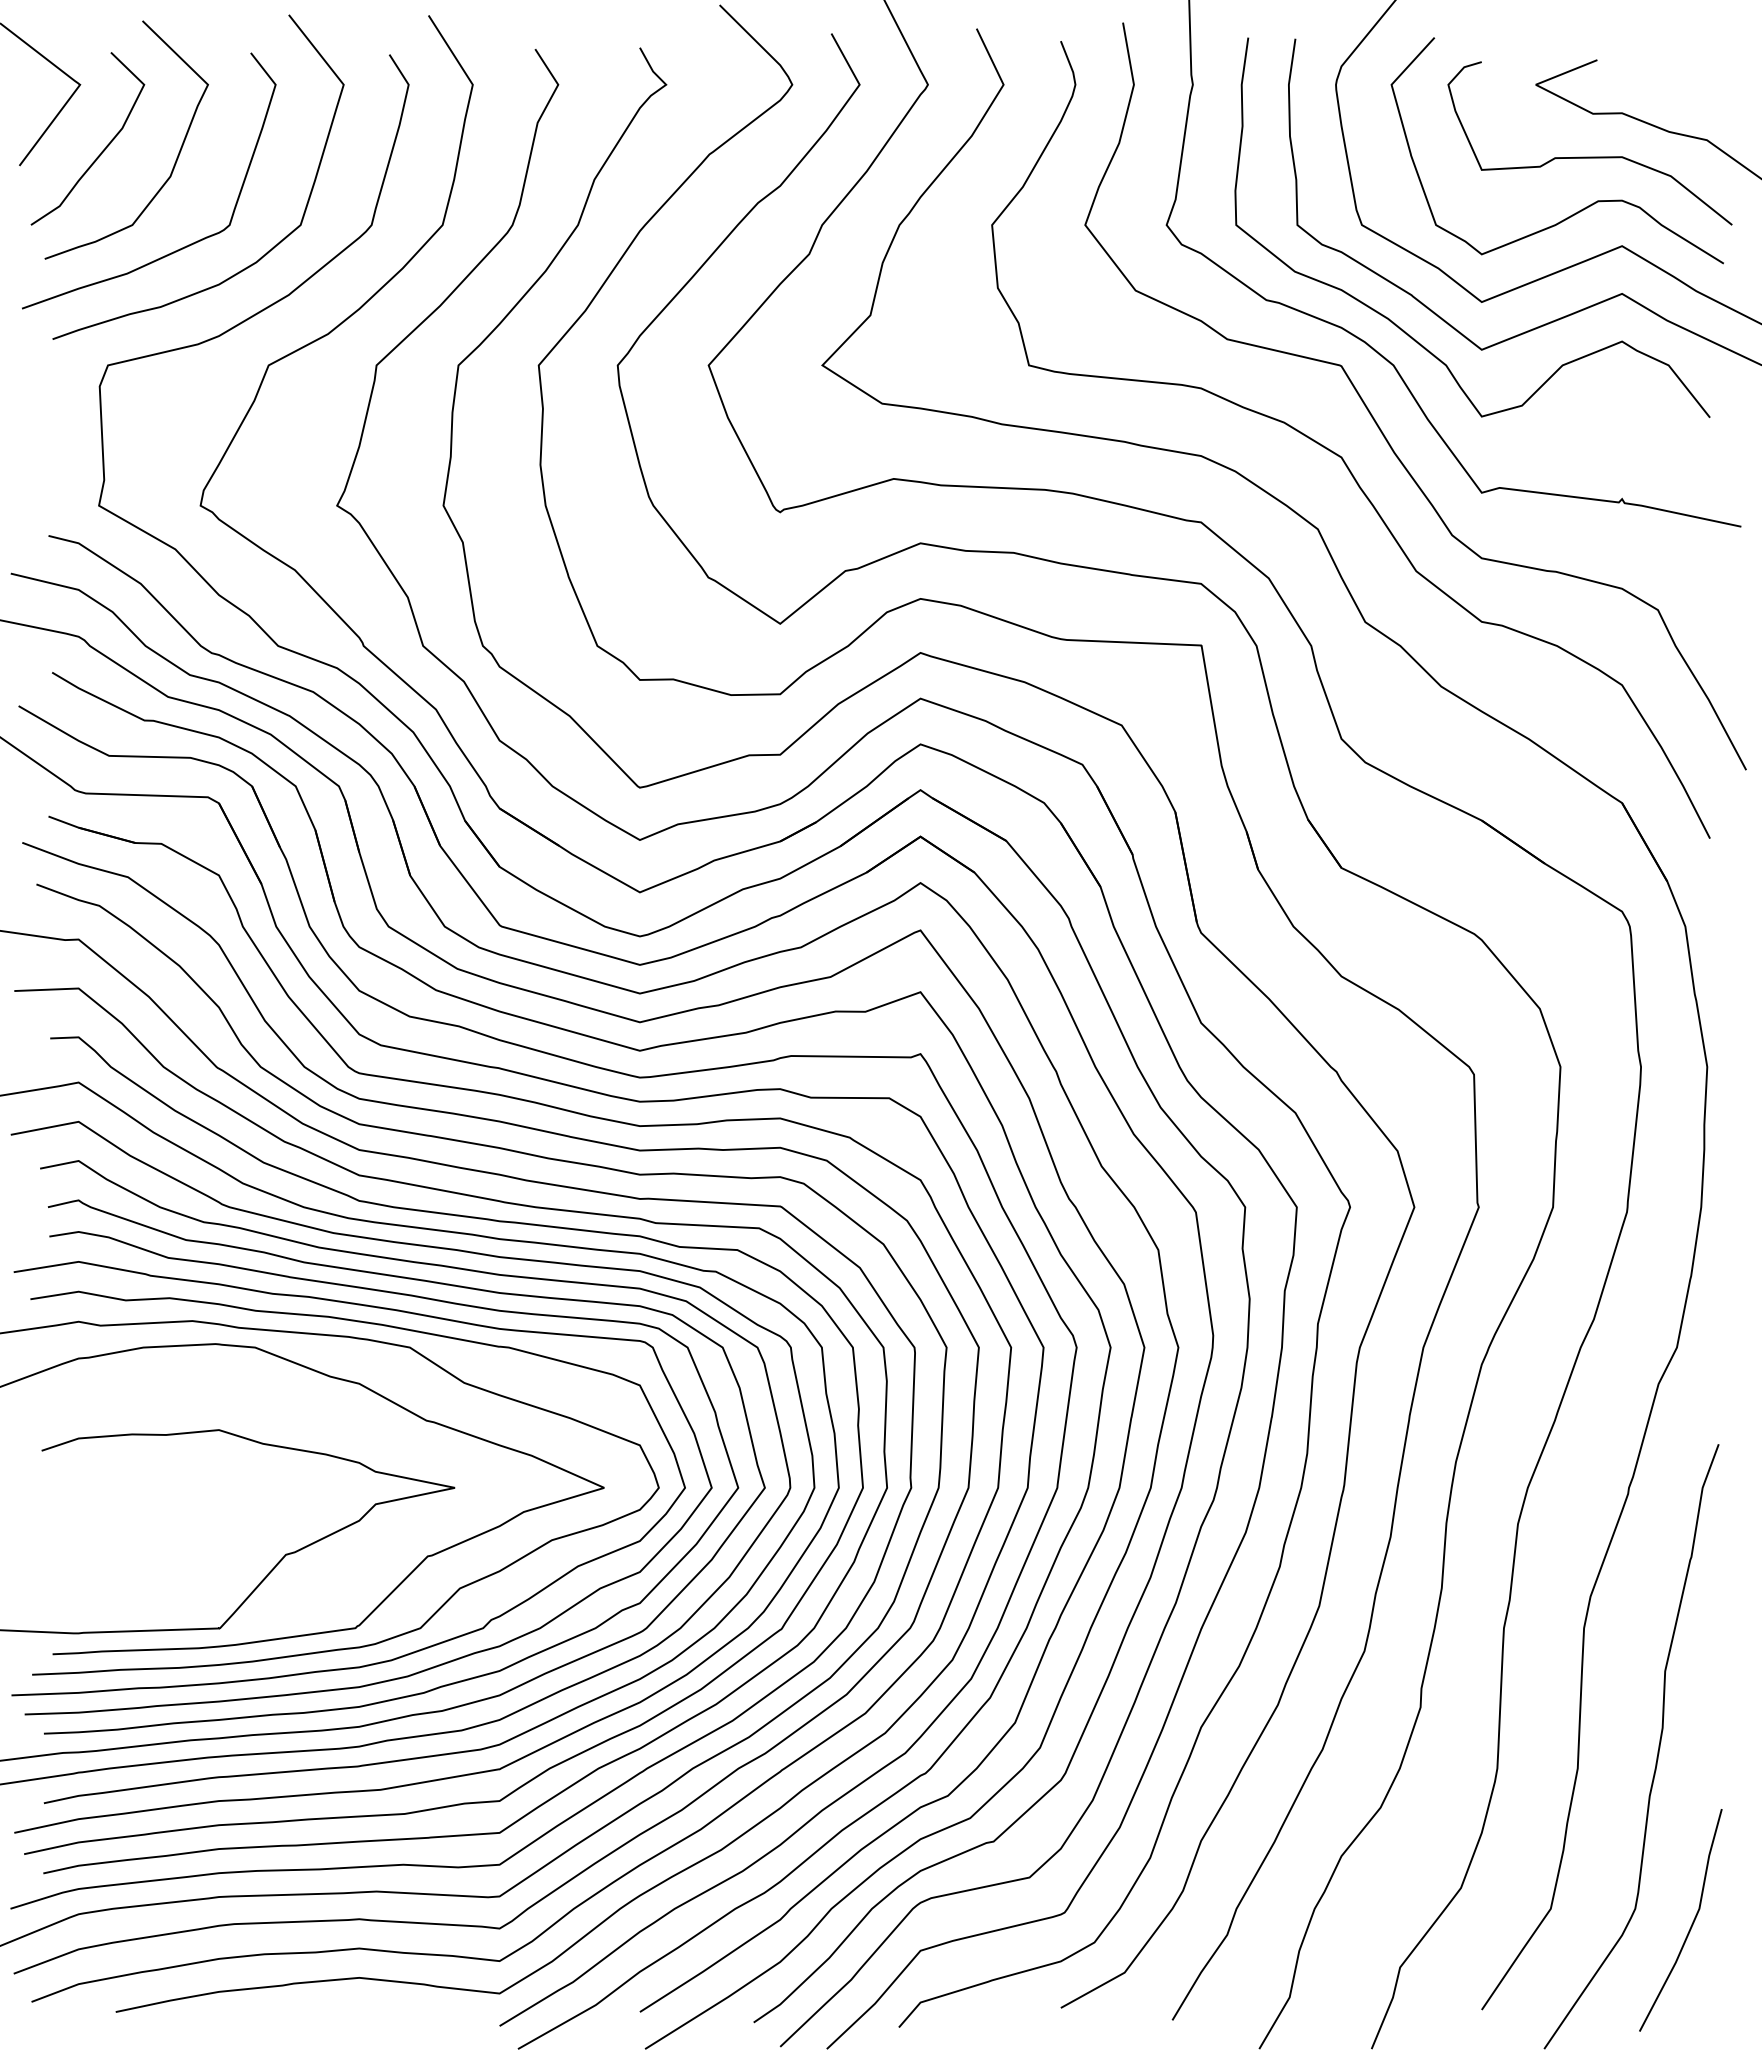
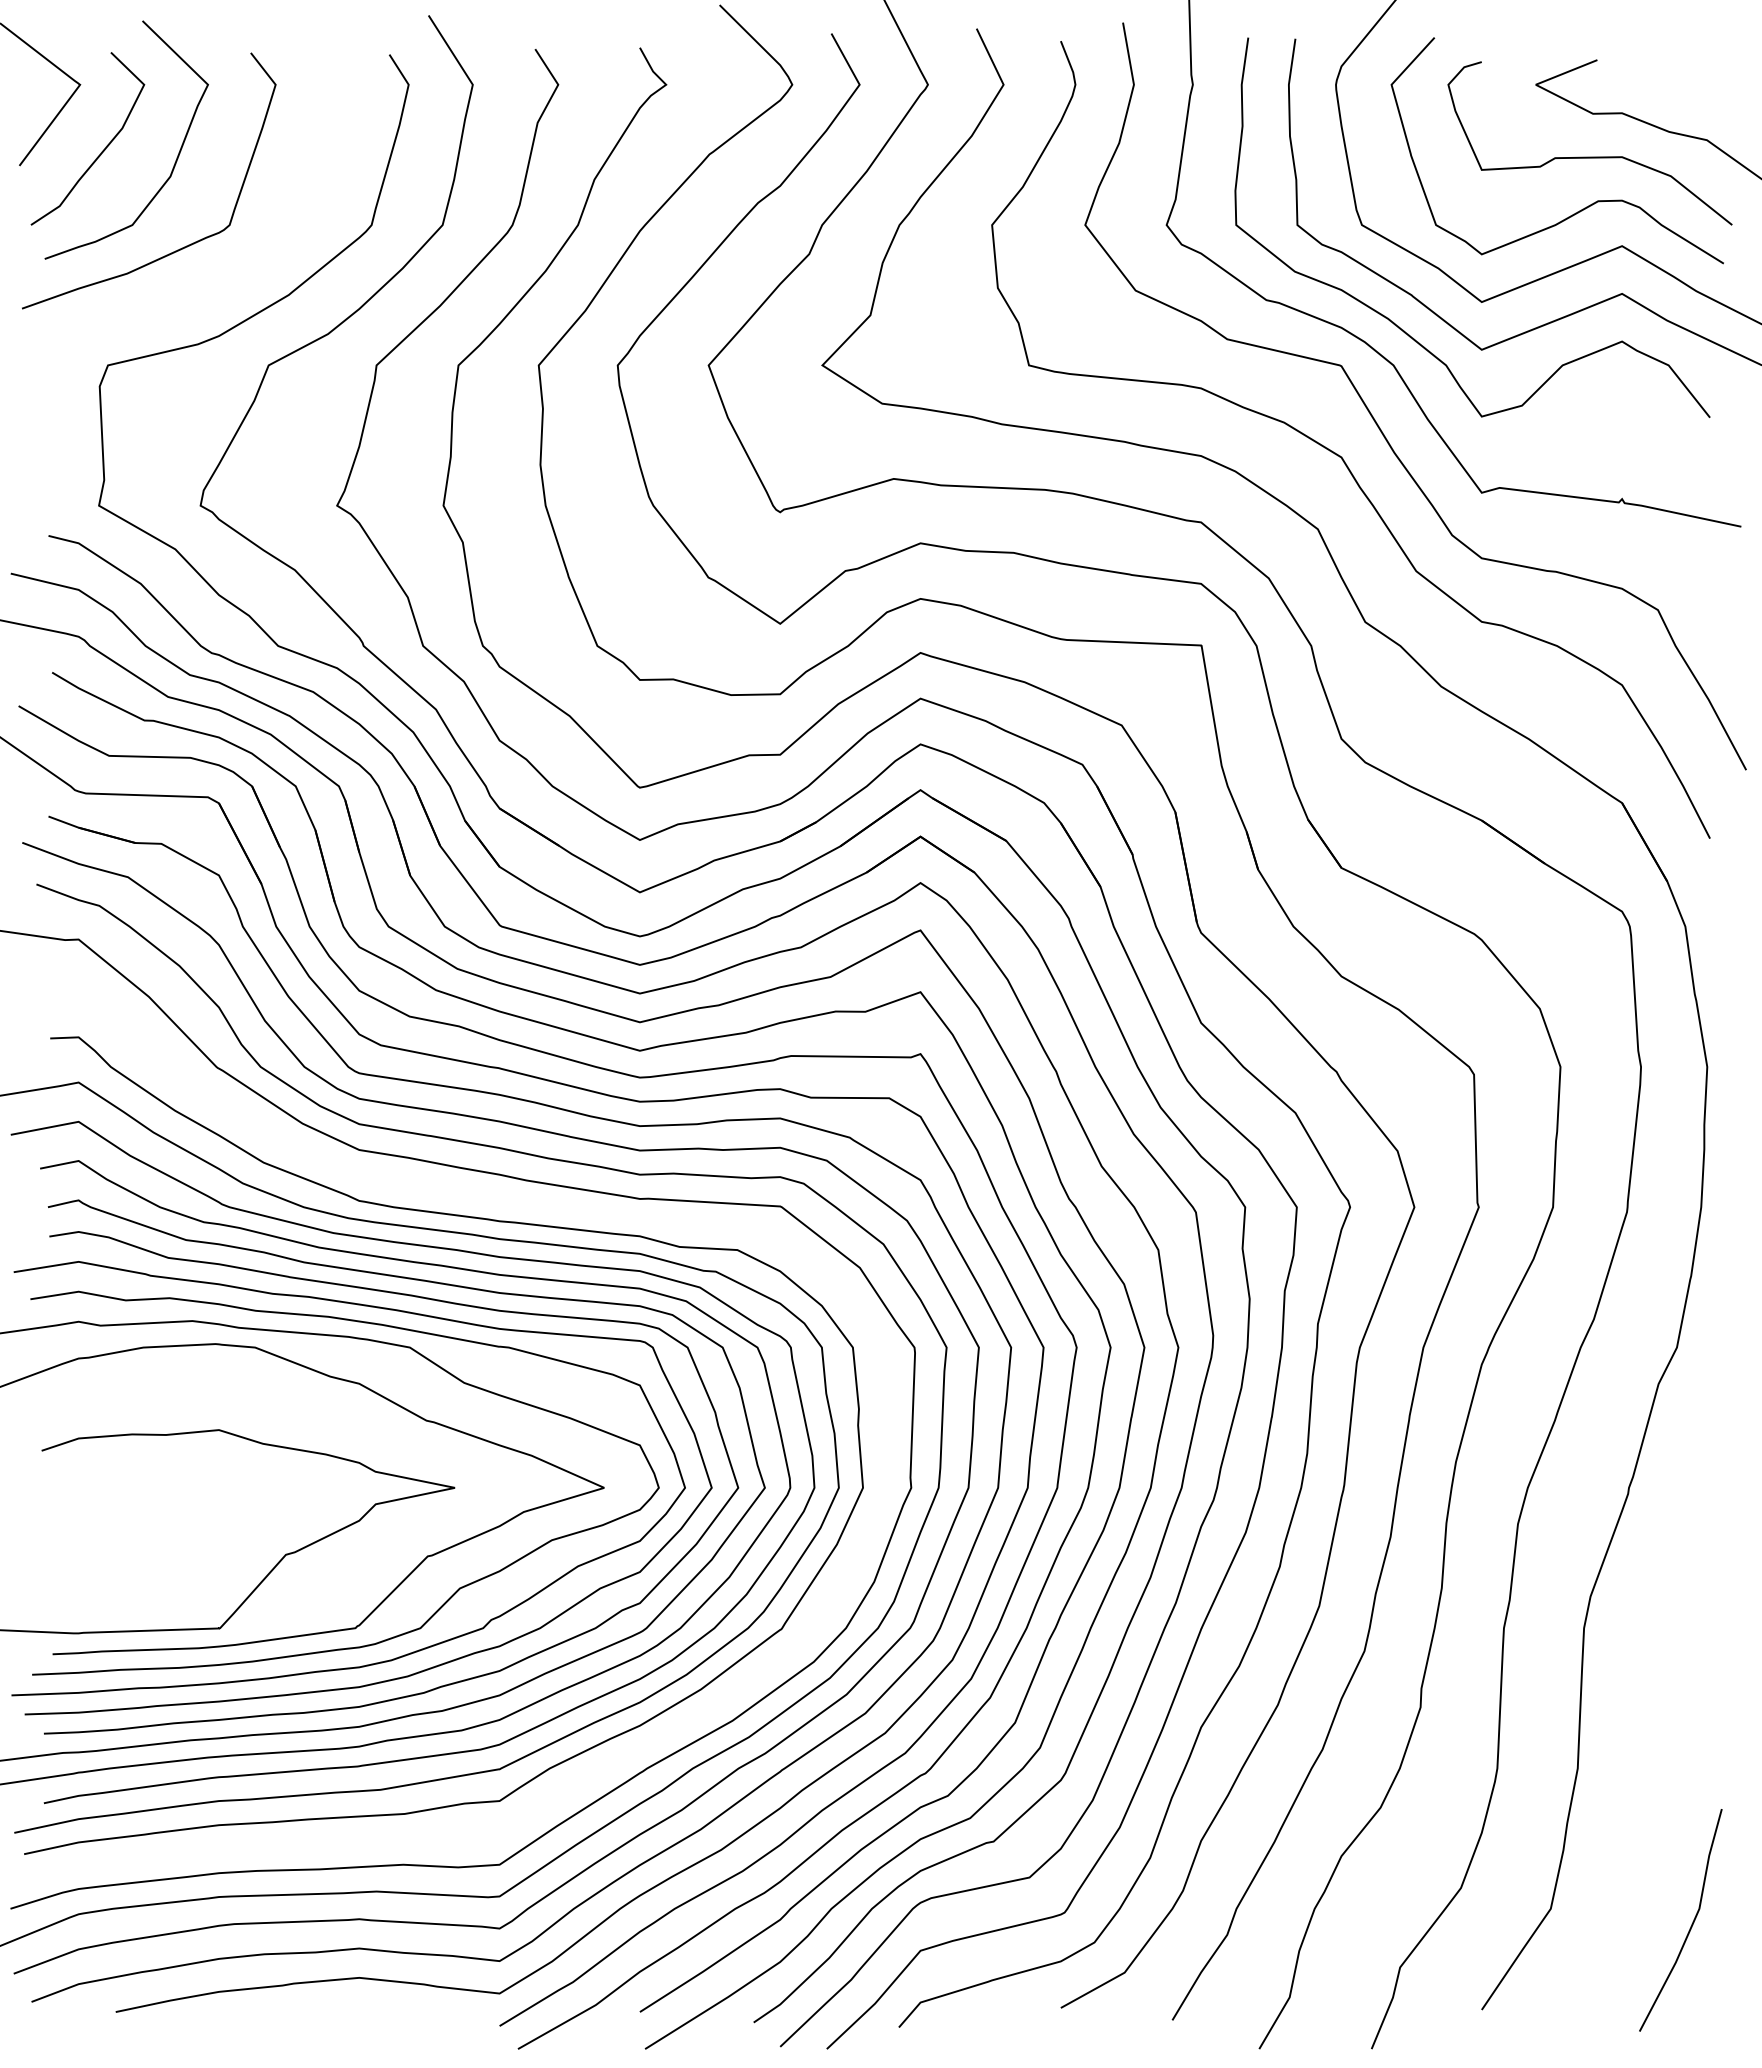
curve: present -> none (262, 255)
curve: present -> none (494, 1201)
curve: present -> none (1657, 1750)
